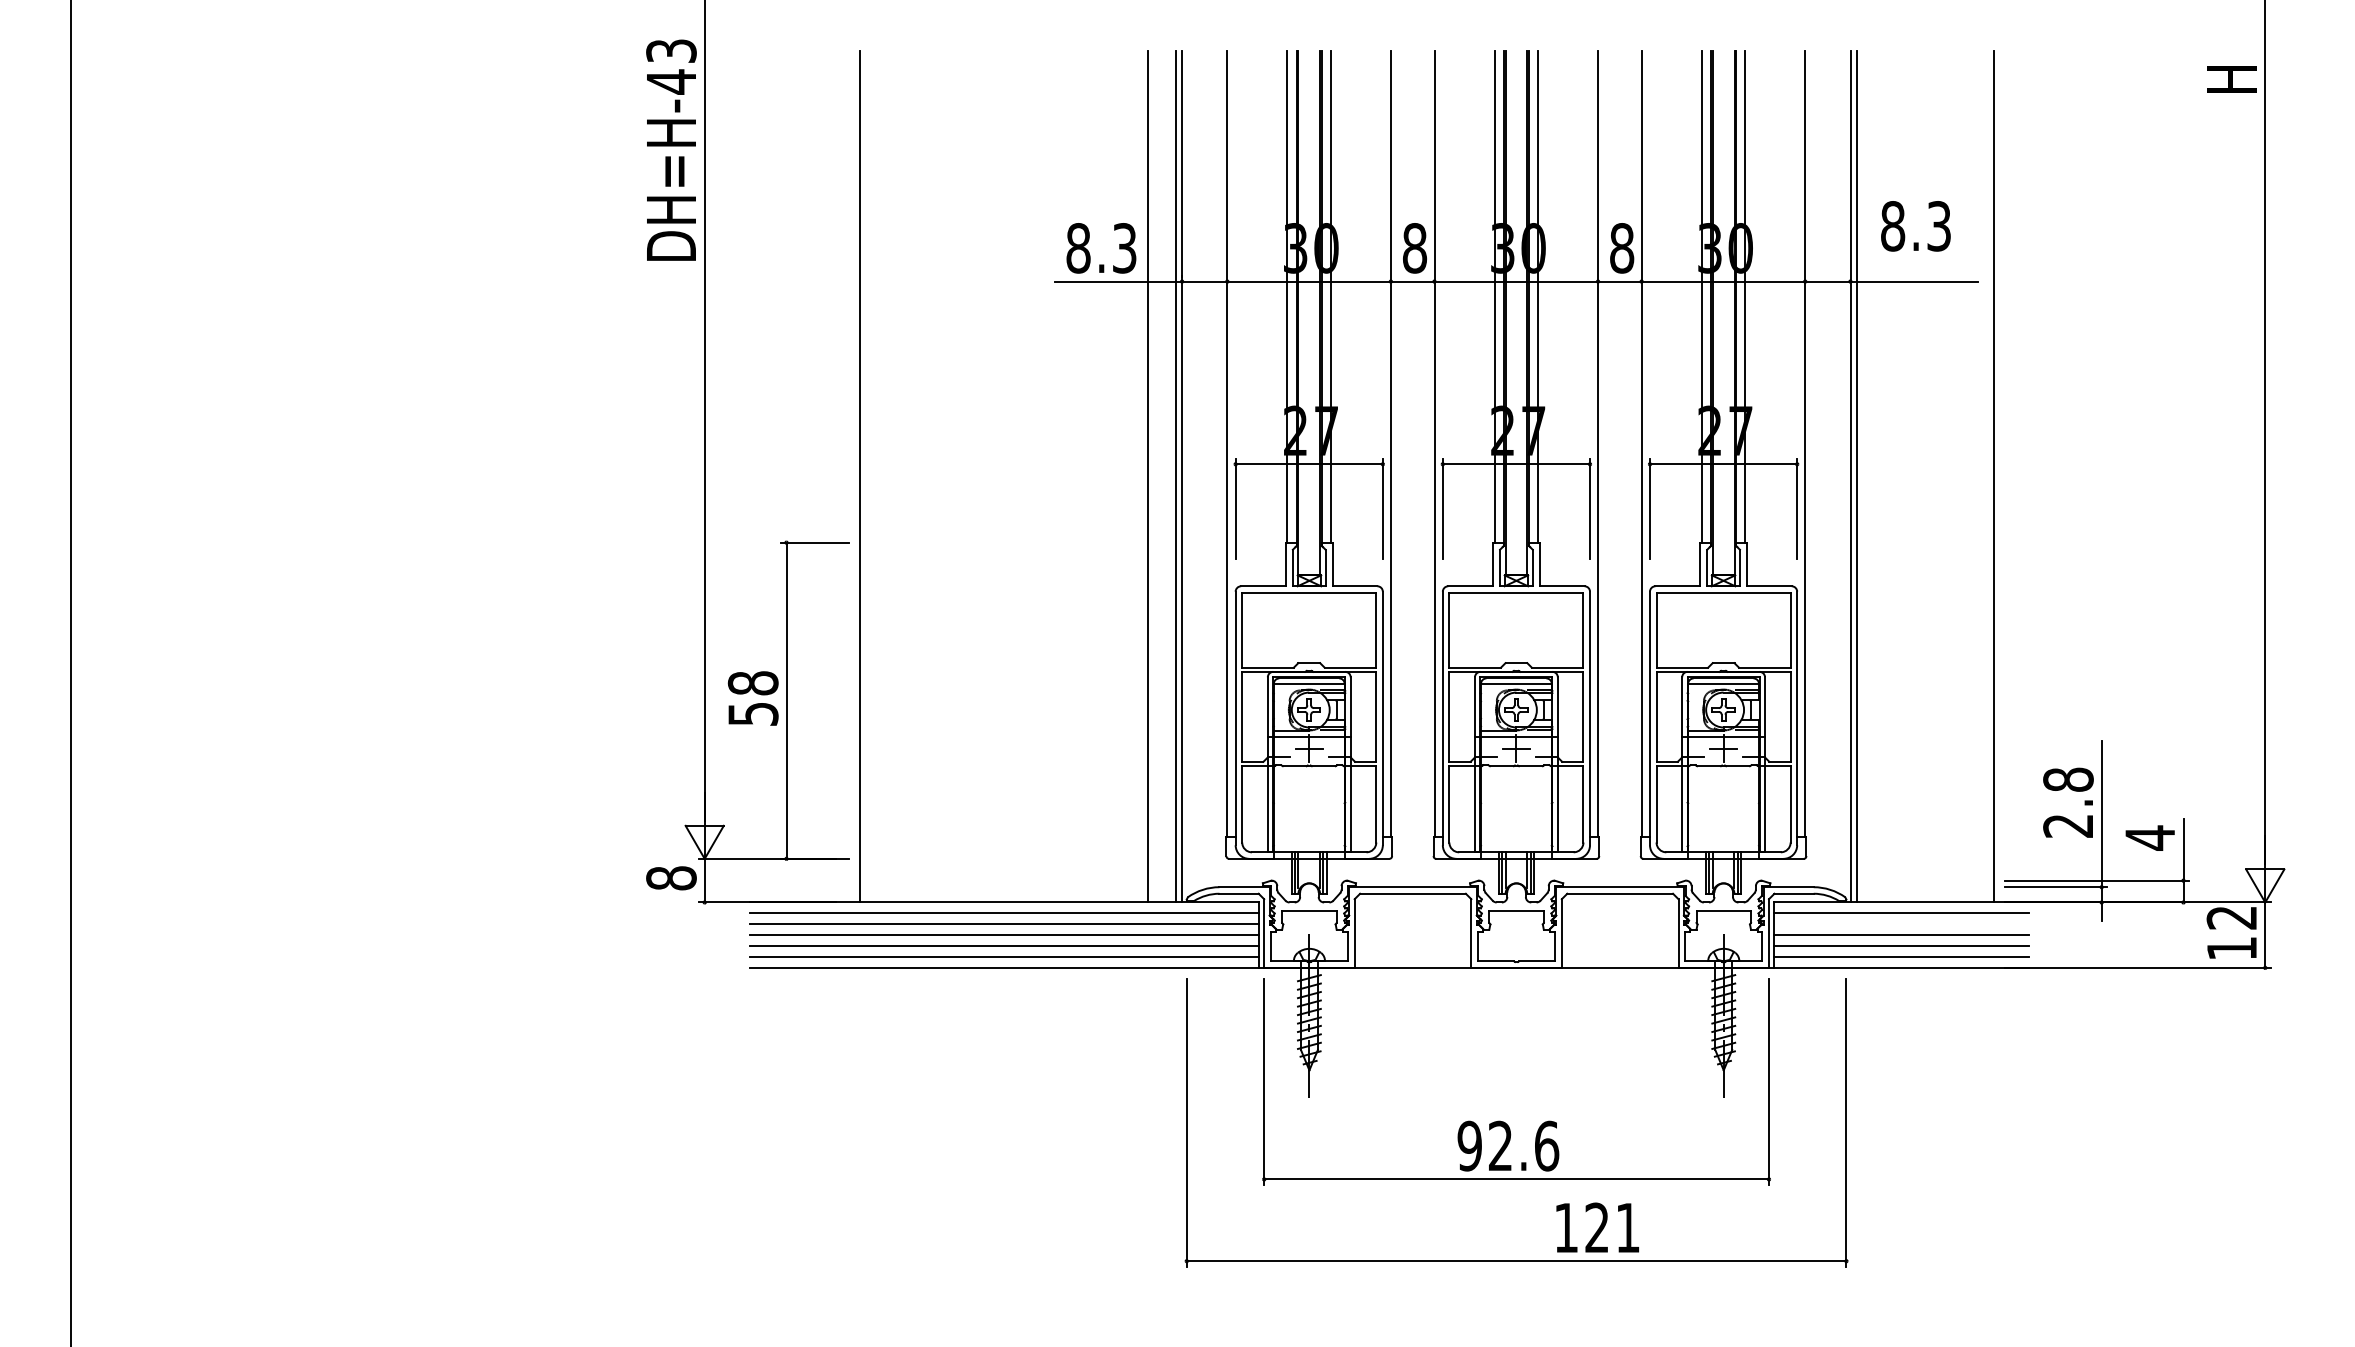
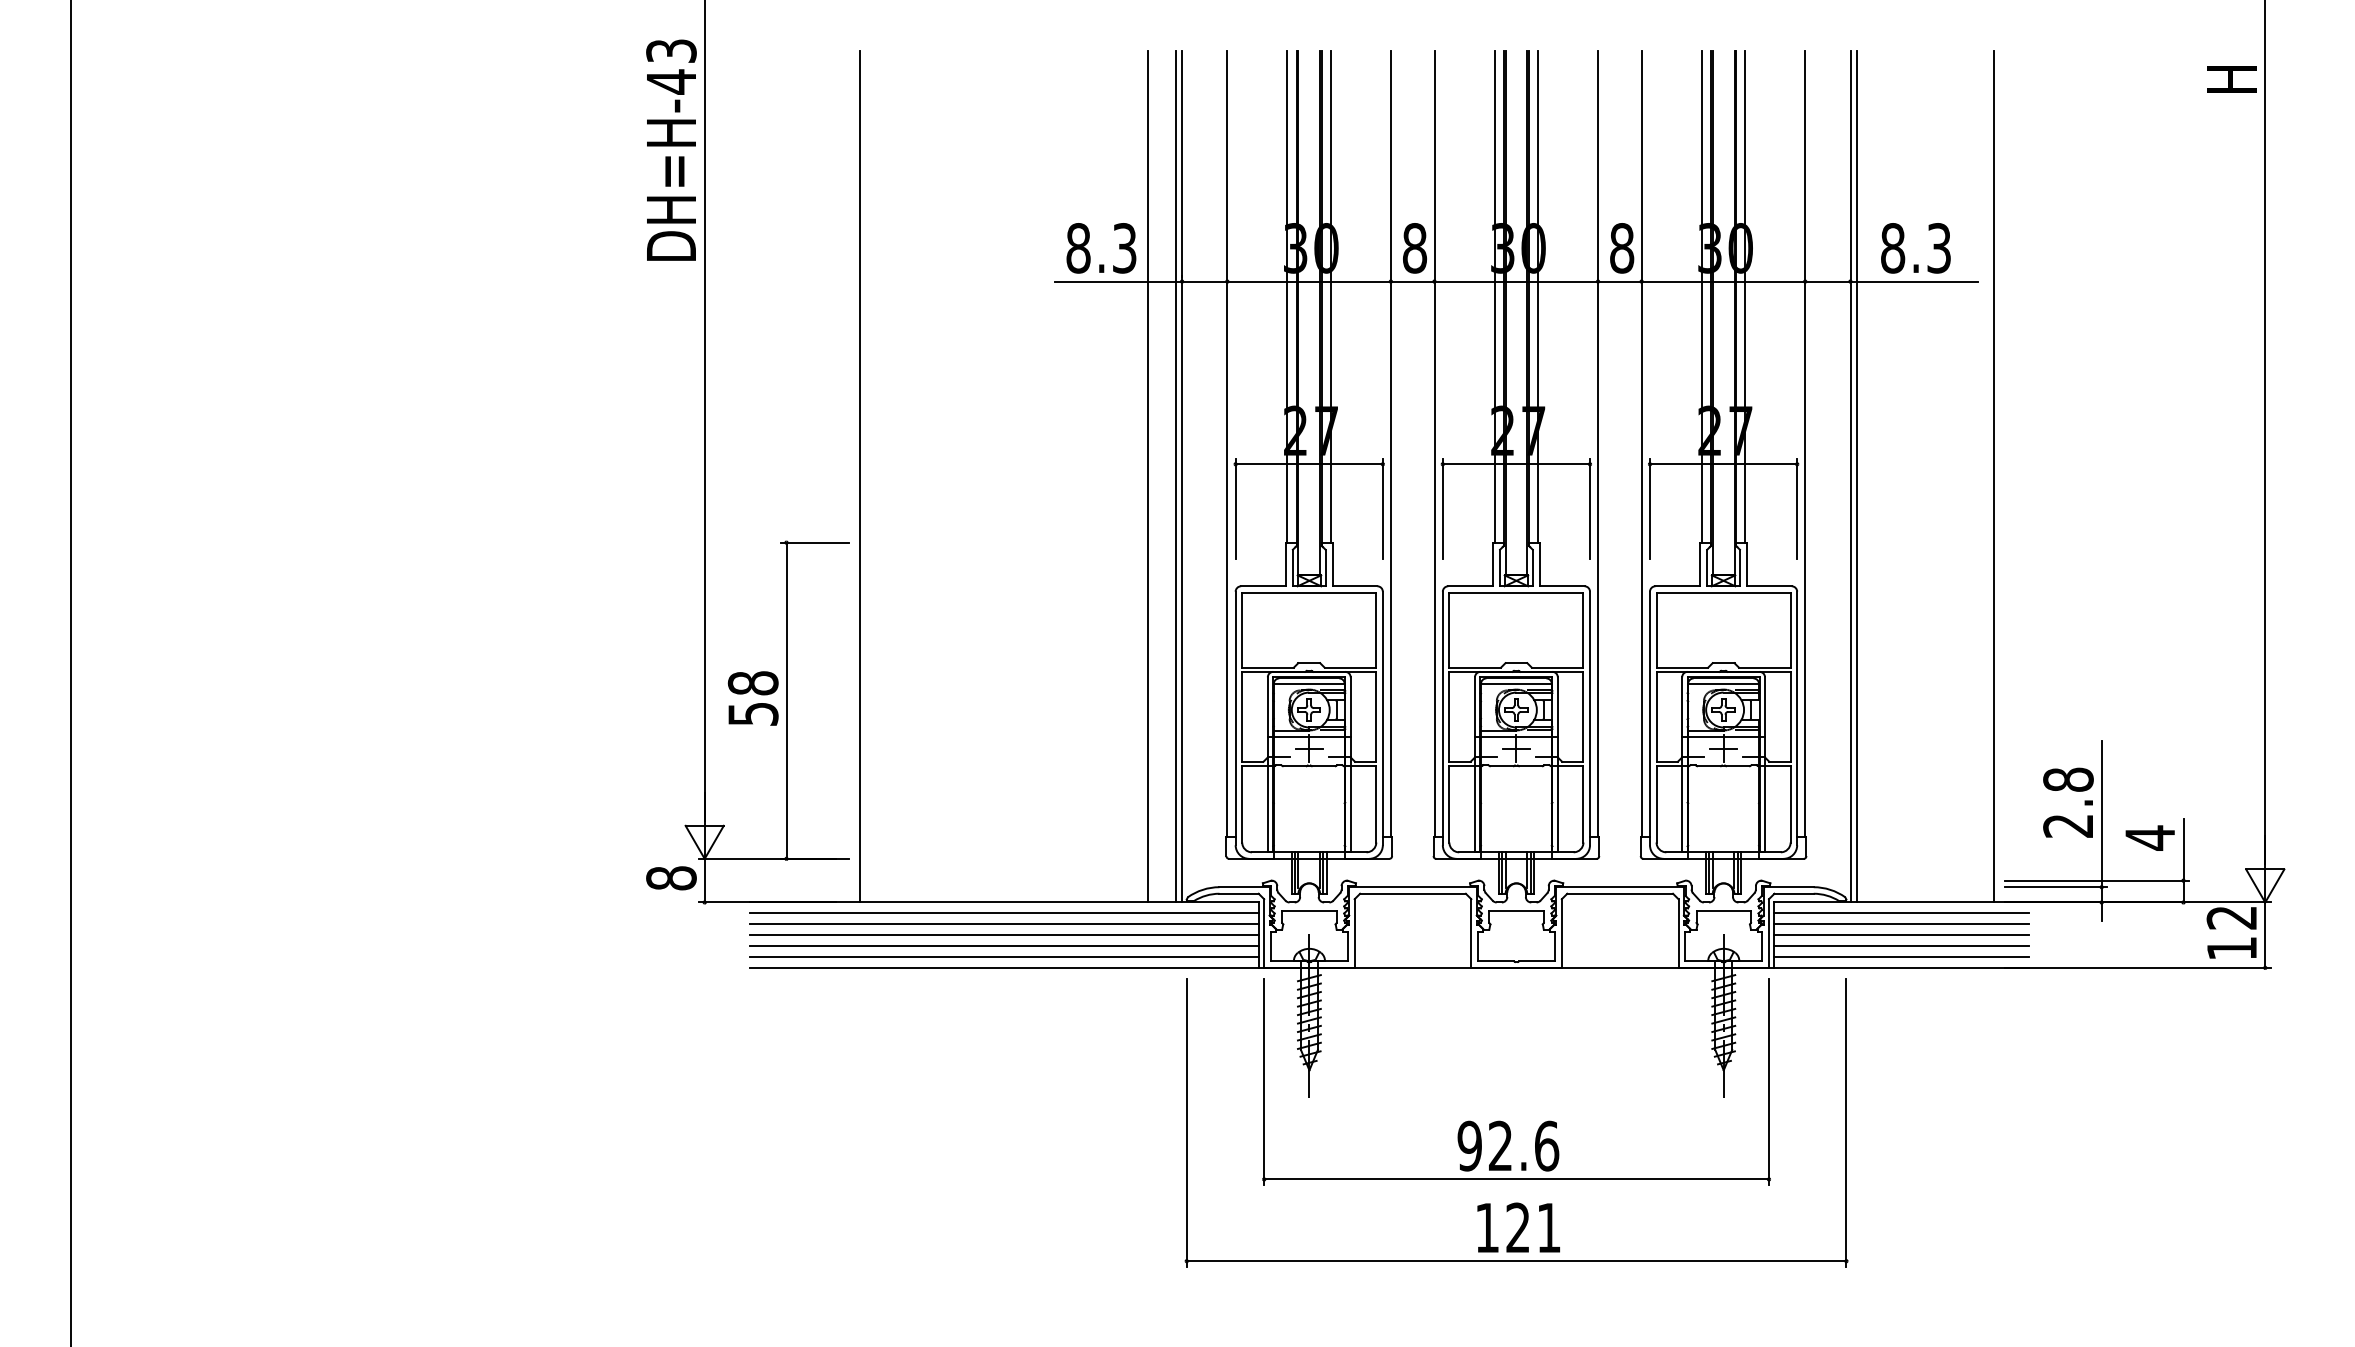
text position: (1915, 226) -> (1915, 248) (1915, 248)
line: none -> present (1901, 924)
text position: (1597, 1227) -> (1518, 1227) (1518, 1227)
